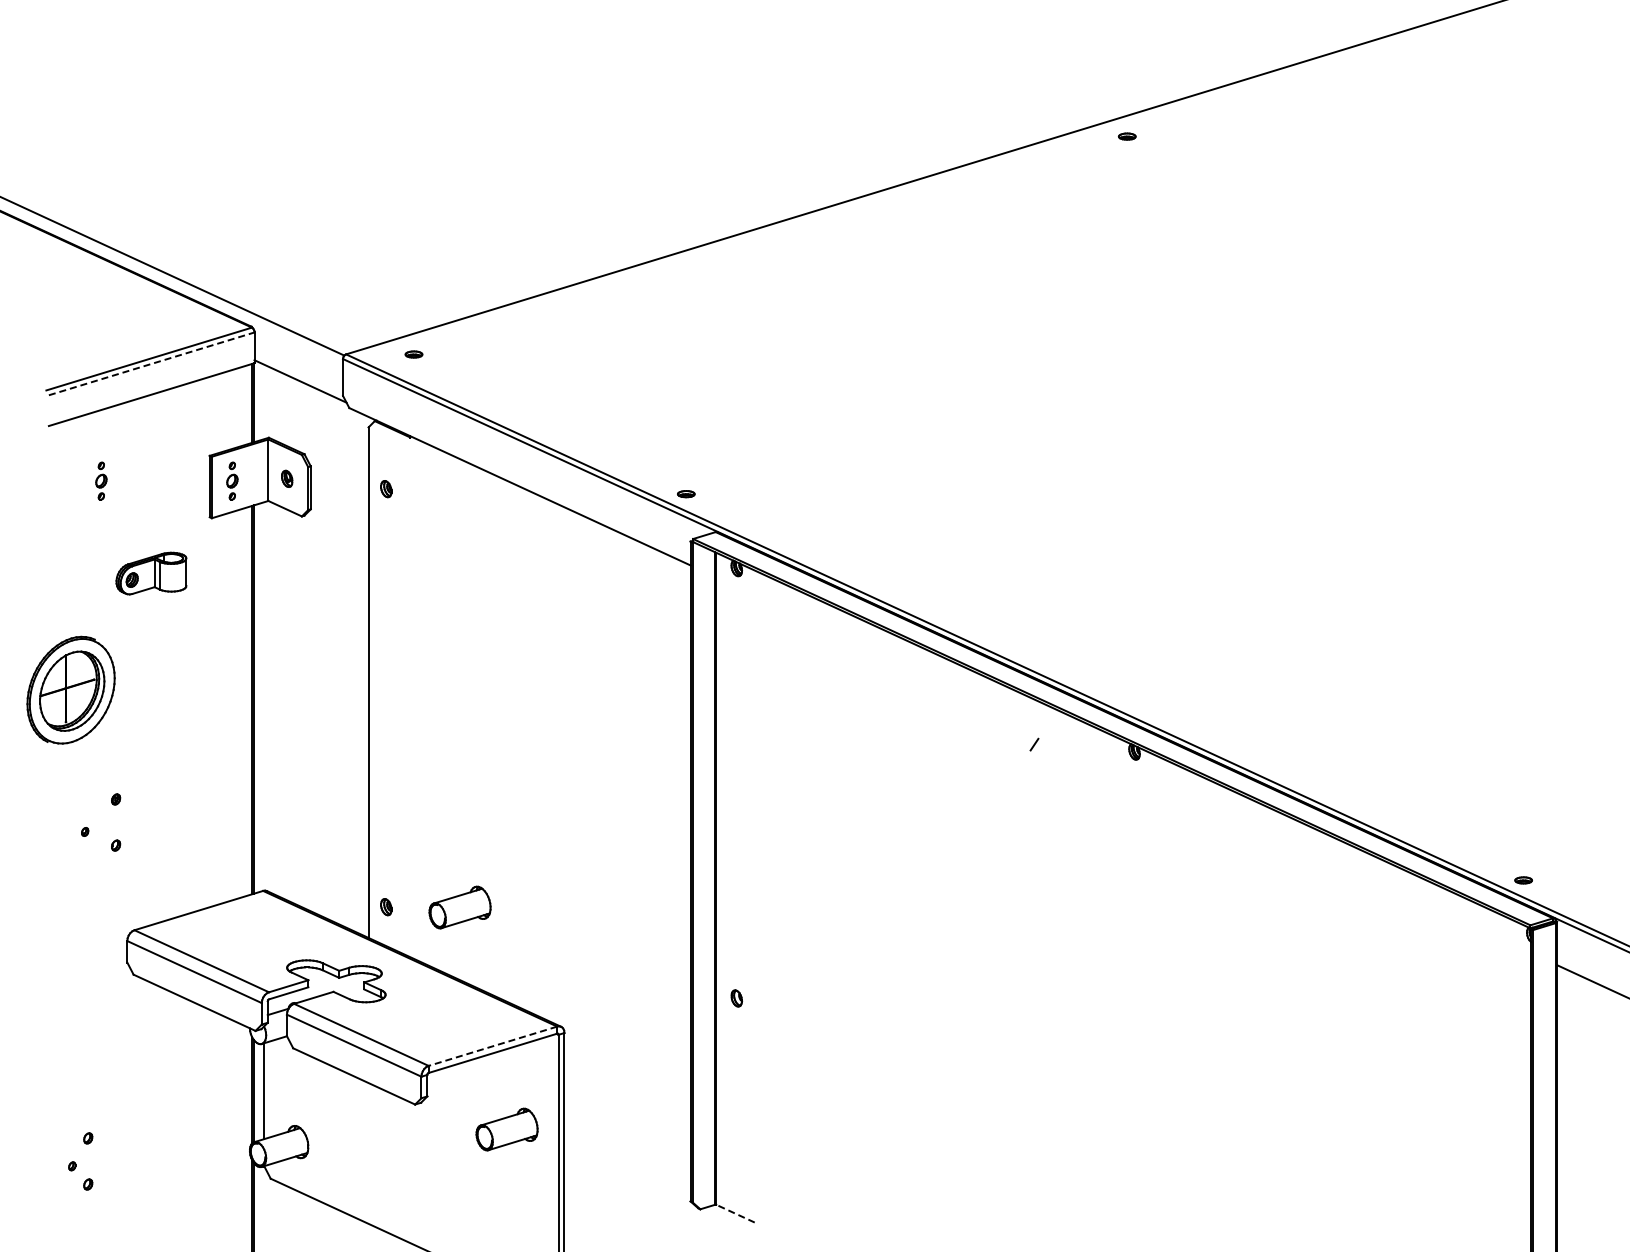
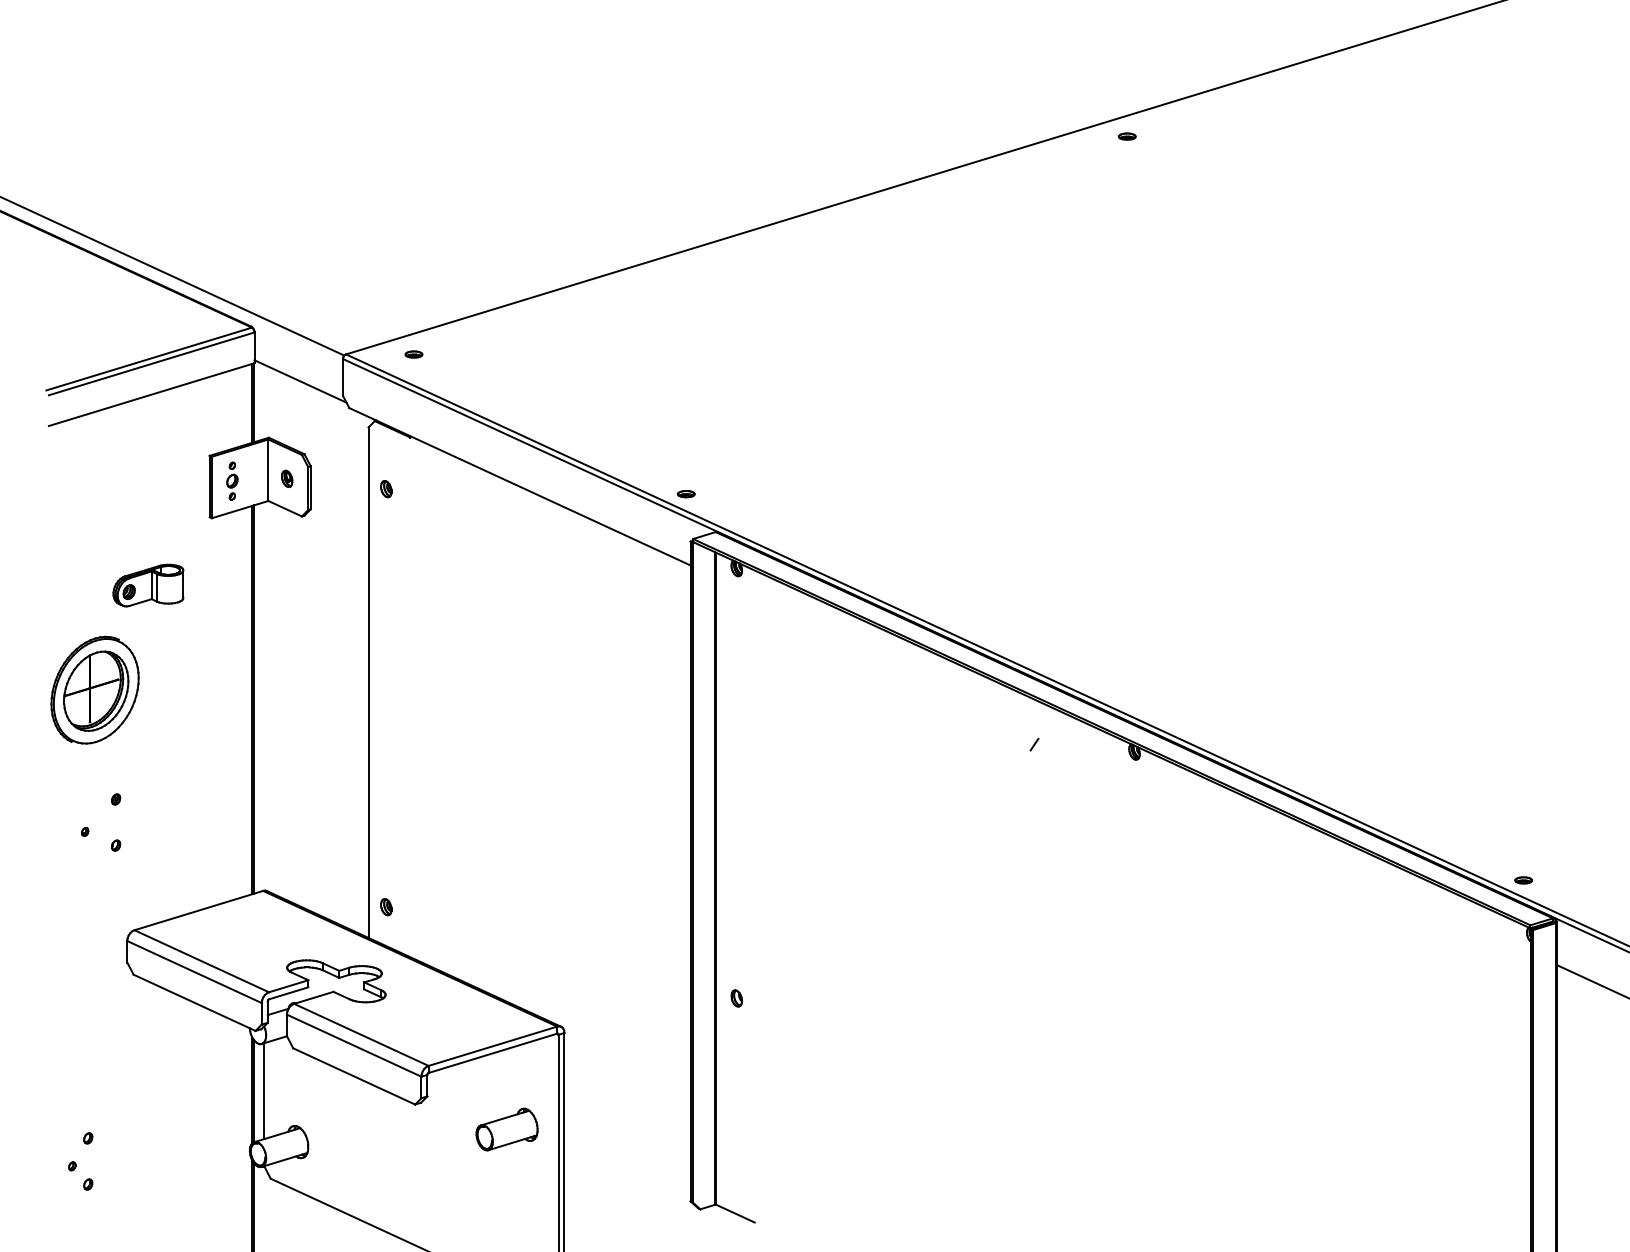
line: dashed -> solid (151, 363)
part: present -> none (101, 480)
part position: (151, 573) -> (148, 585) (148, 585)
part position: (70, 689) -> (94, 689) (94, 689)
part: present -> none (459, 907)
line: dashed -> solid (492, 1046)
line: dashed -> solid (735, 1213)
